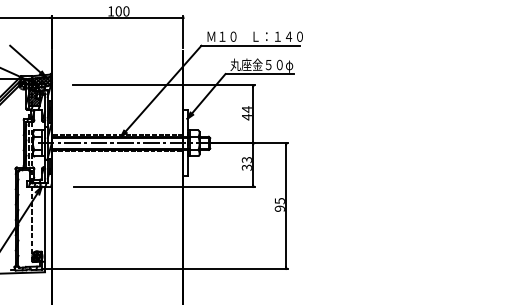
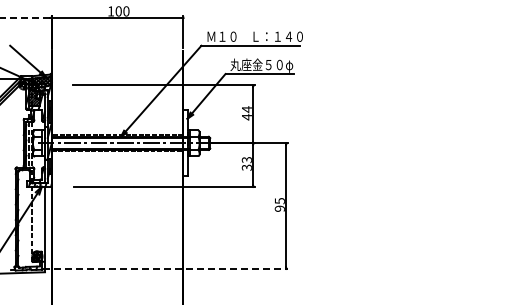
line: solid -> dashed (25, 17)
line: solid -> dashed (165, 268)
